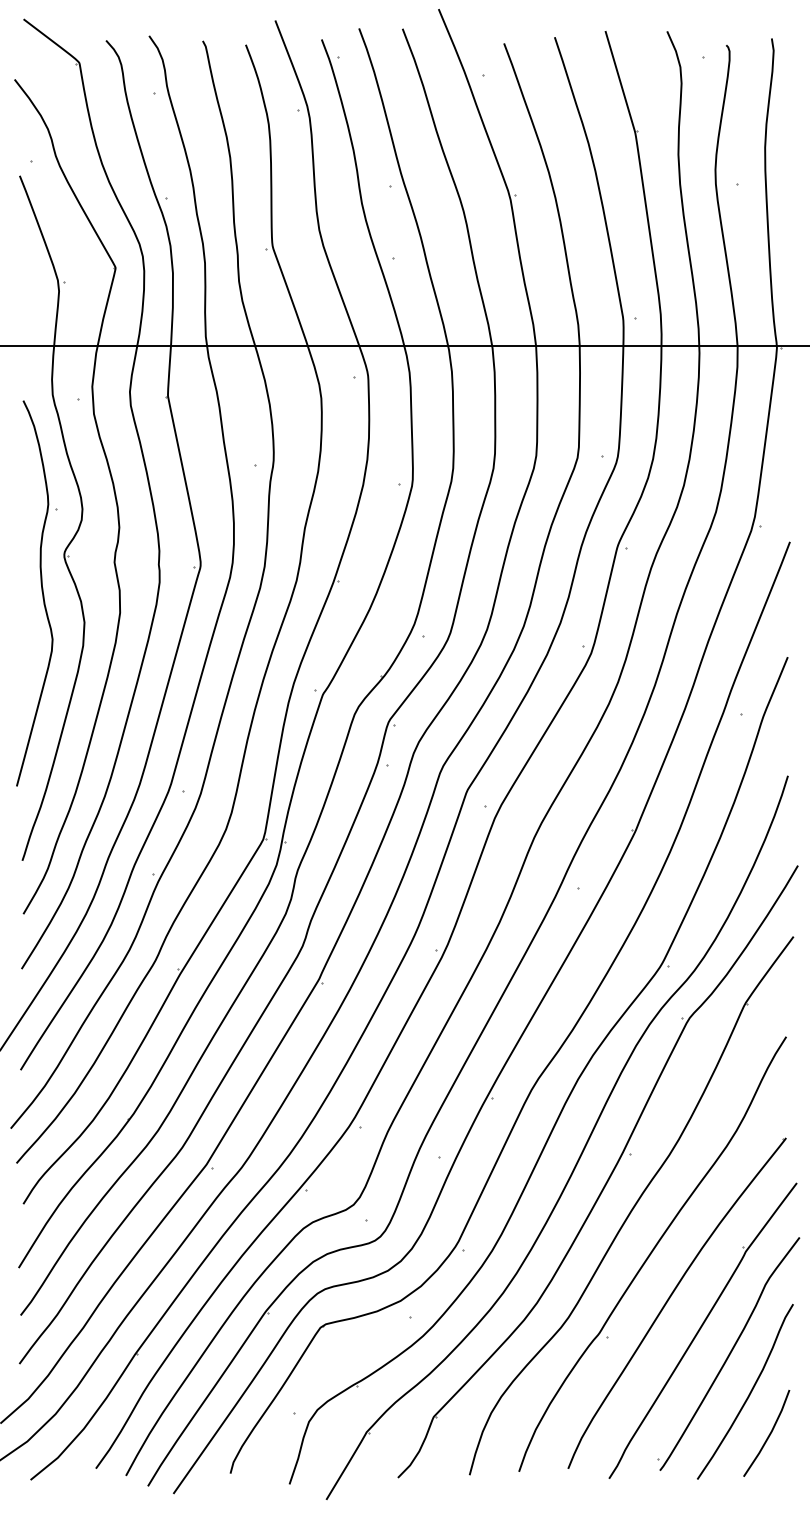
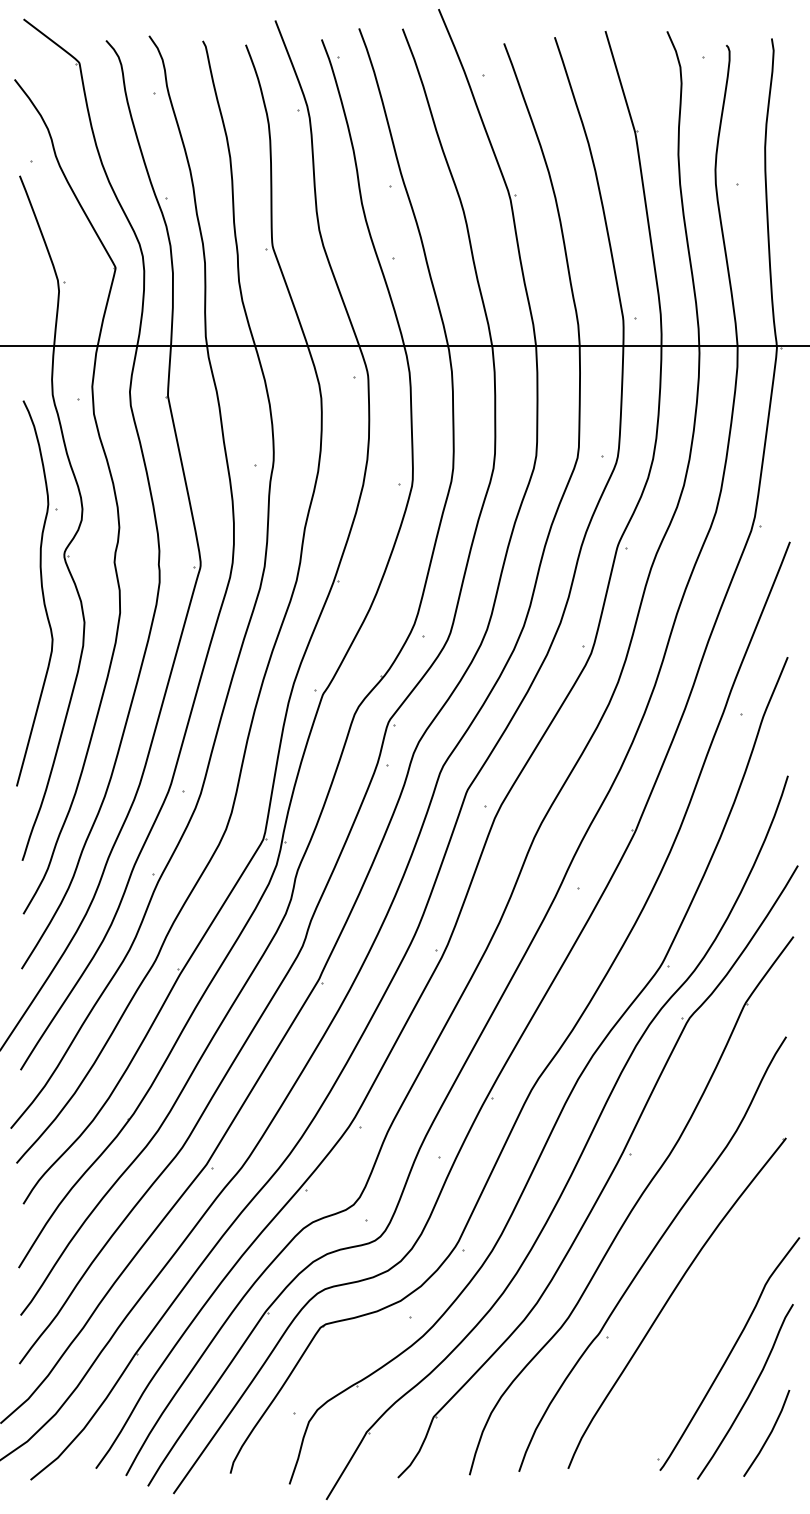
part: present -> none (702, 1330)
